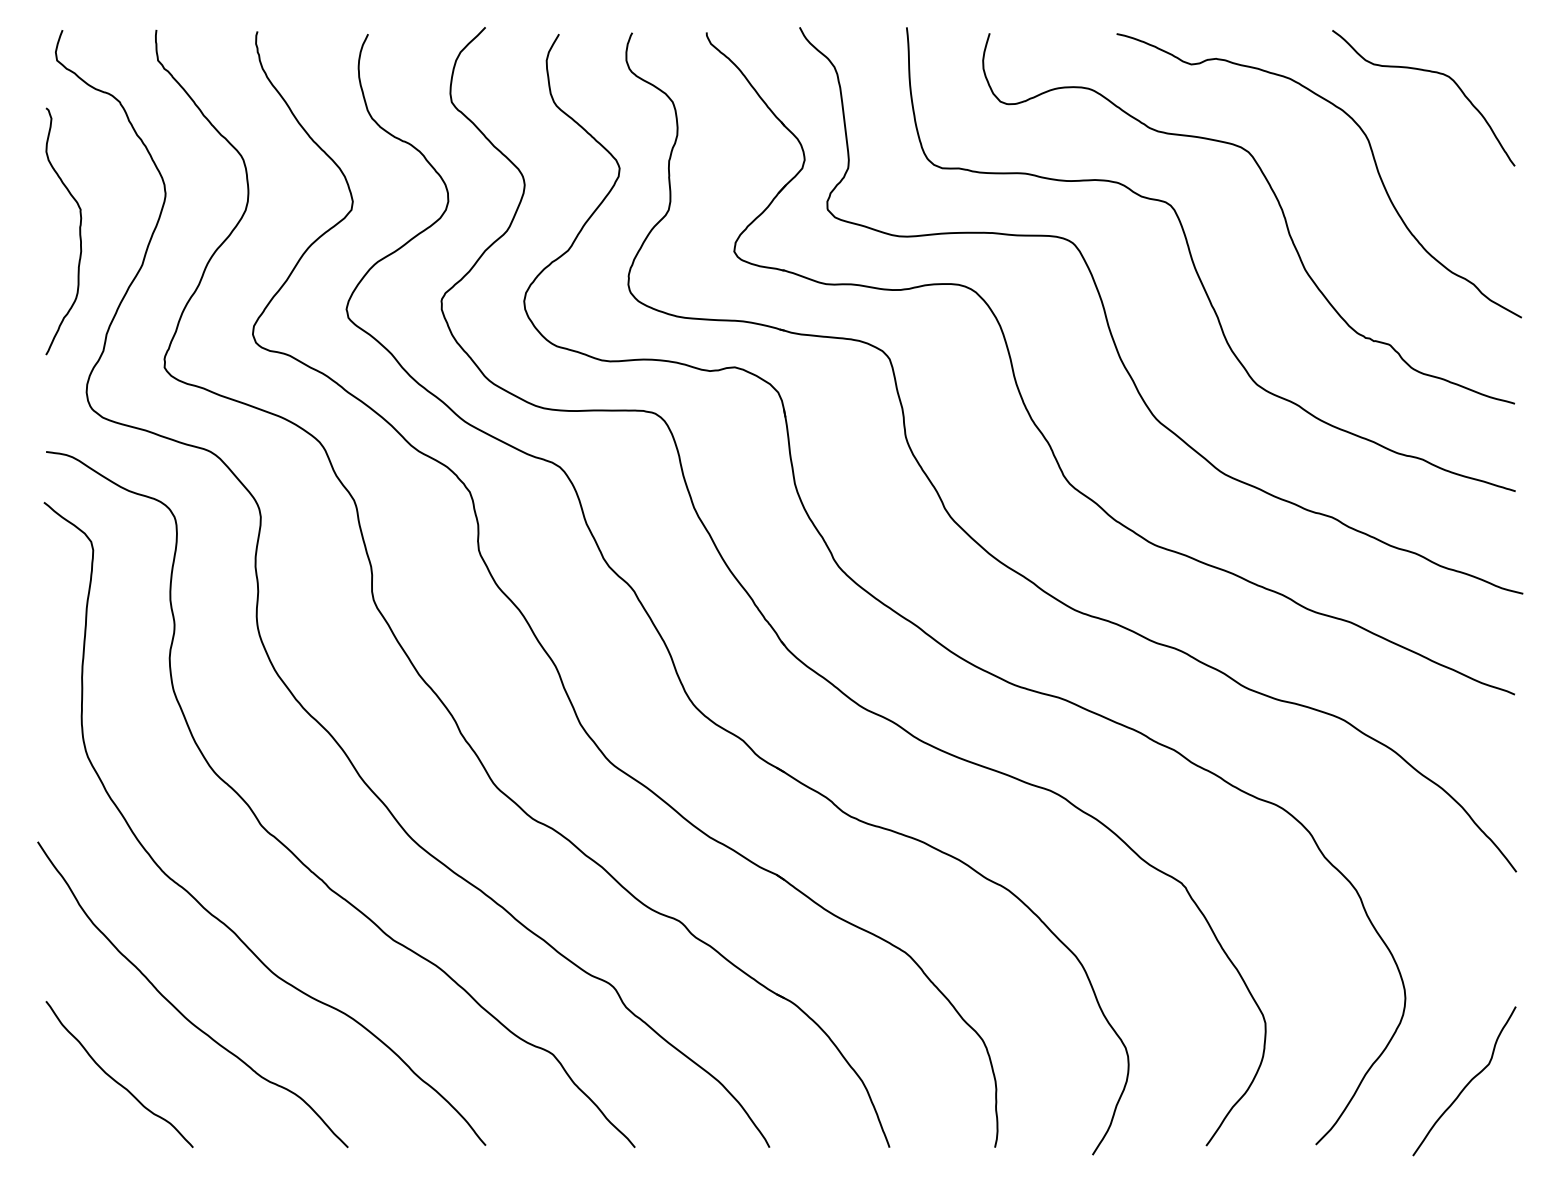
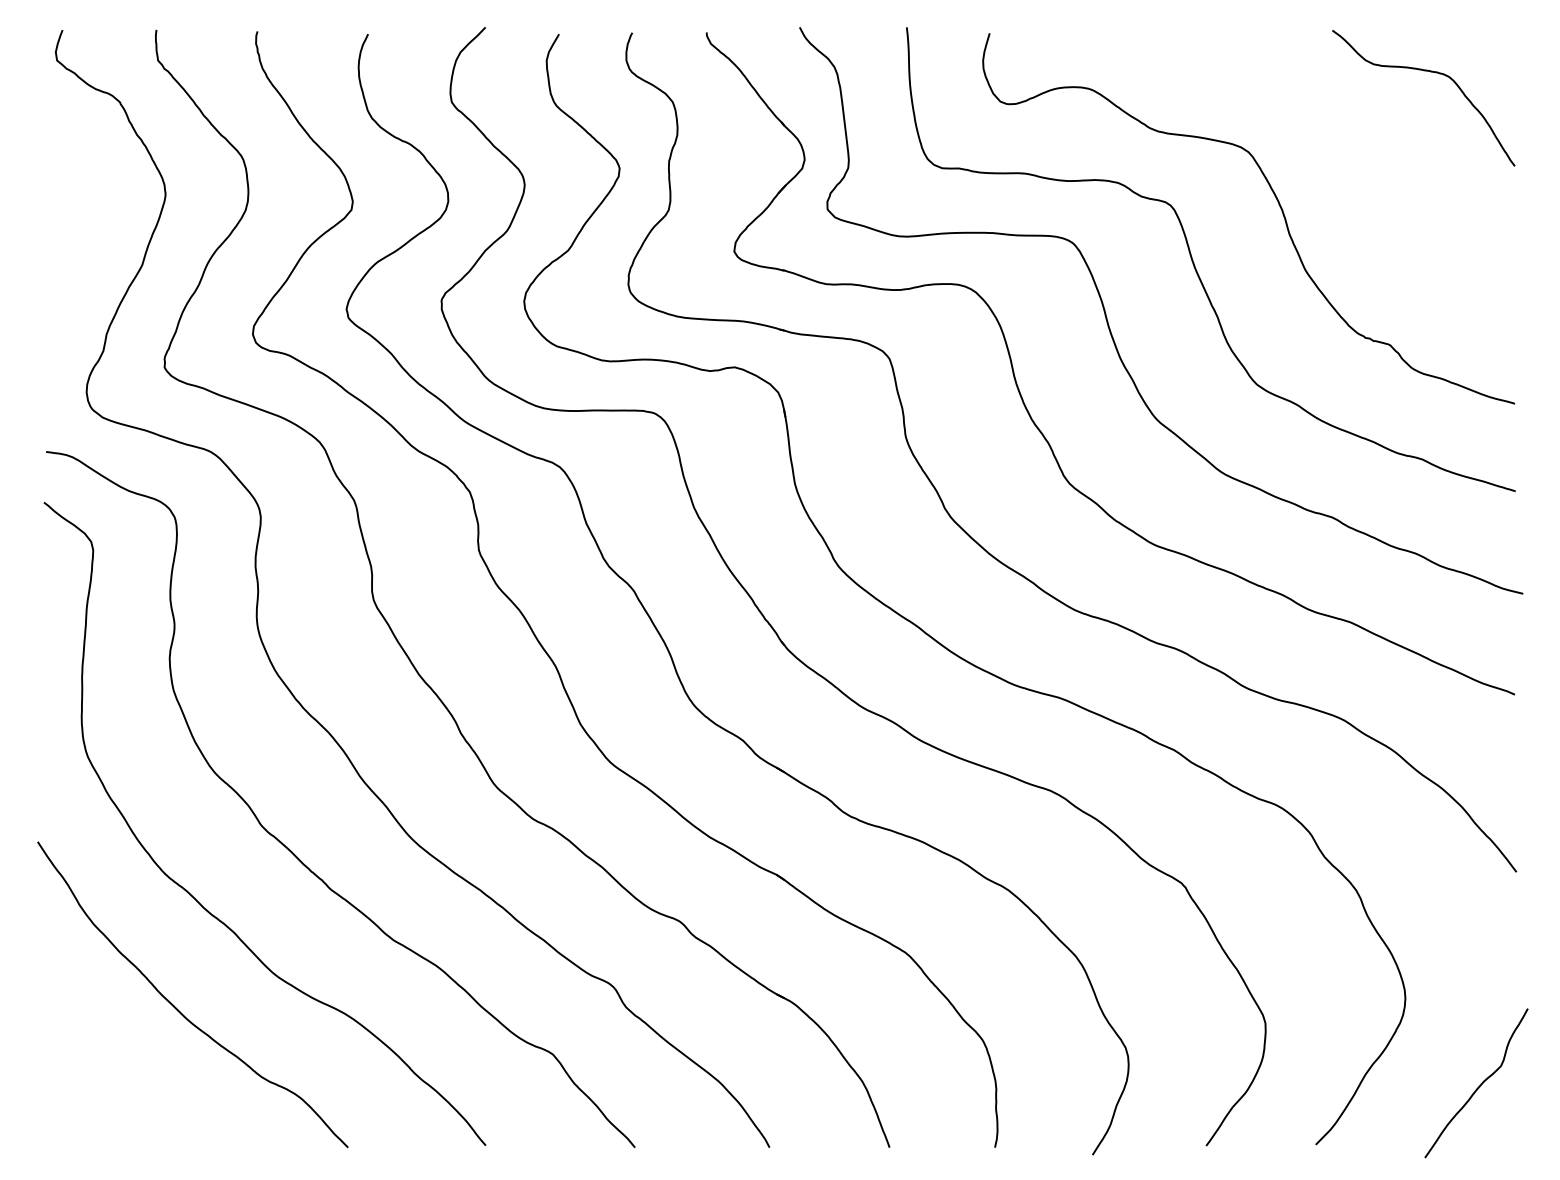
curve: present -> none (1372, 157)
curve: present -> none (79, 231)
curve: present -> none (115, 1079)
curve position: (1467, 1083) -> (1479, 1085) (1479, 1085)
